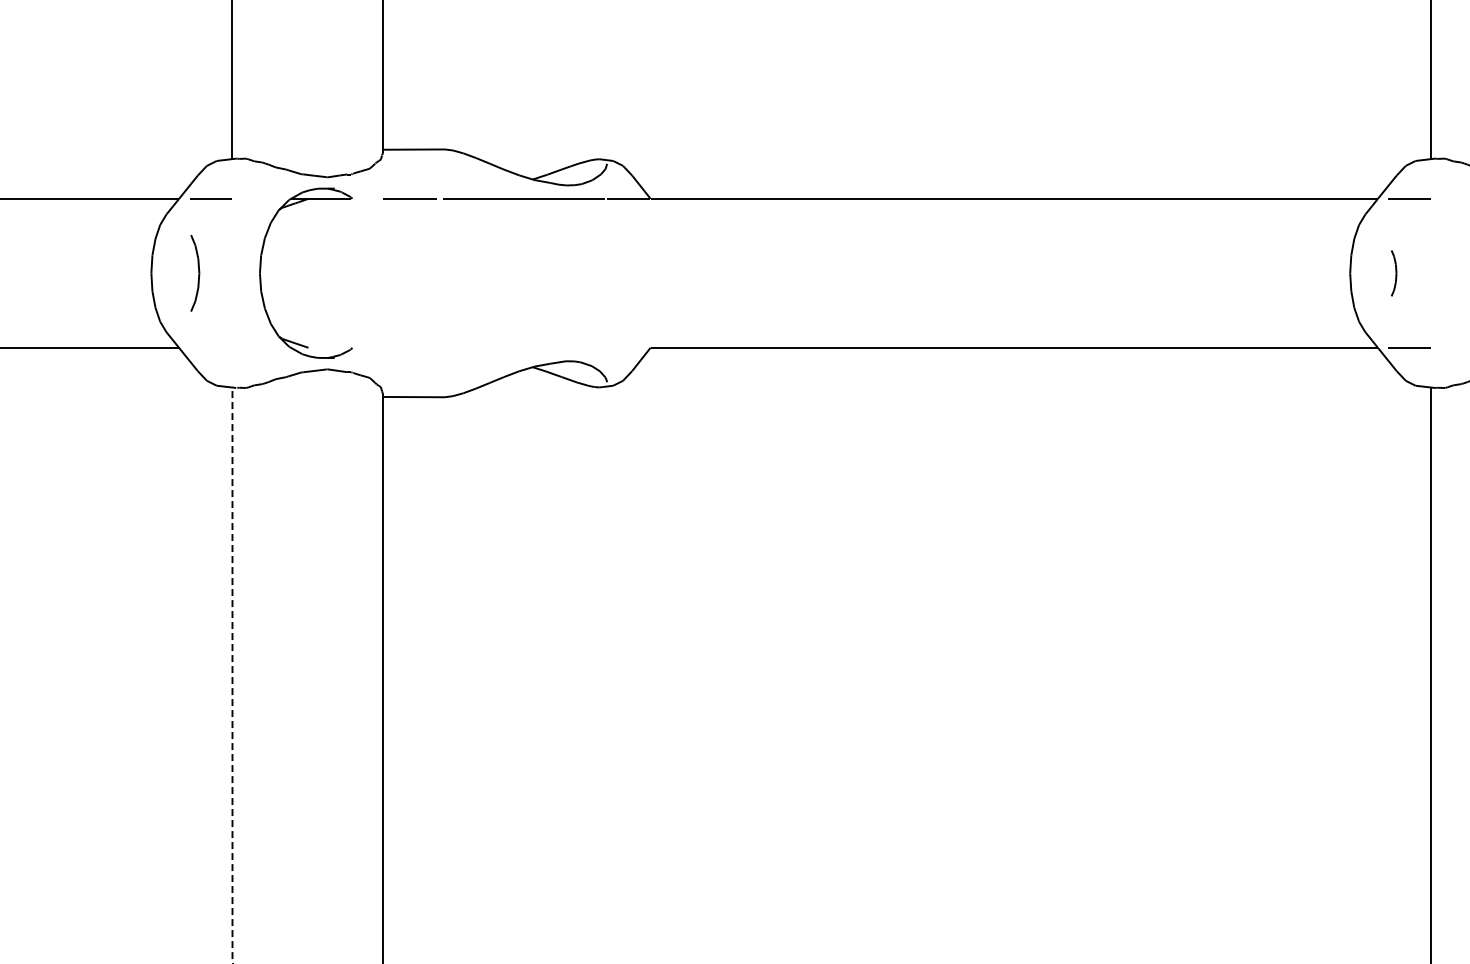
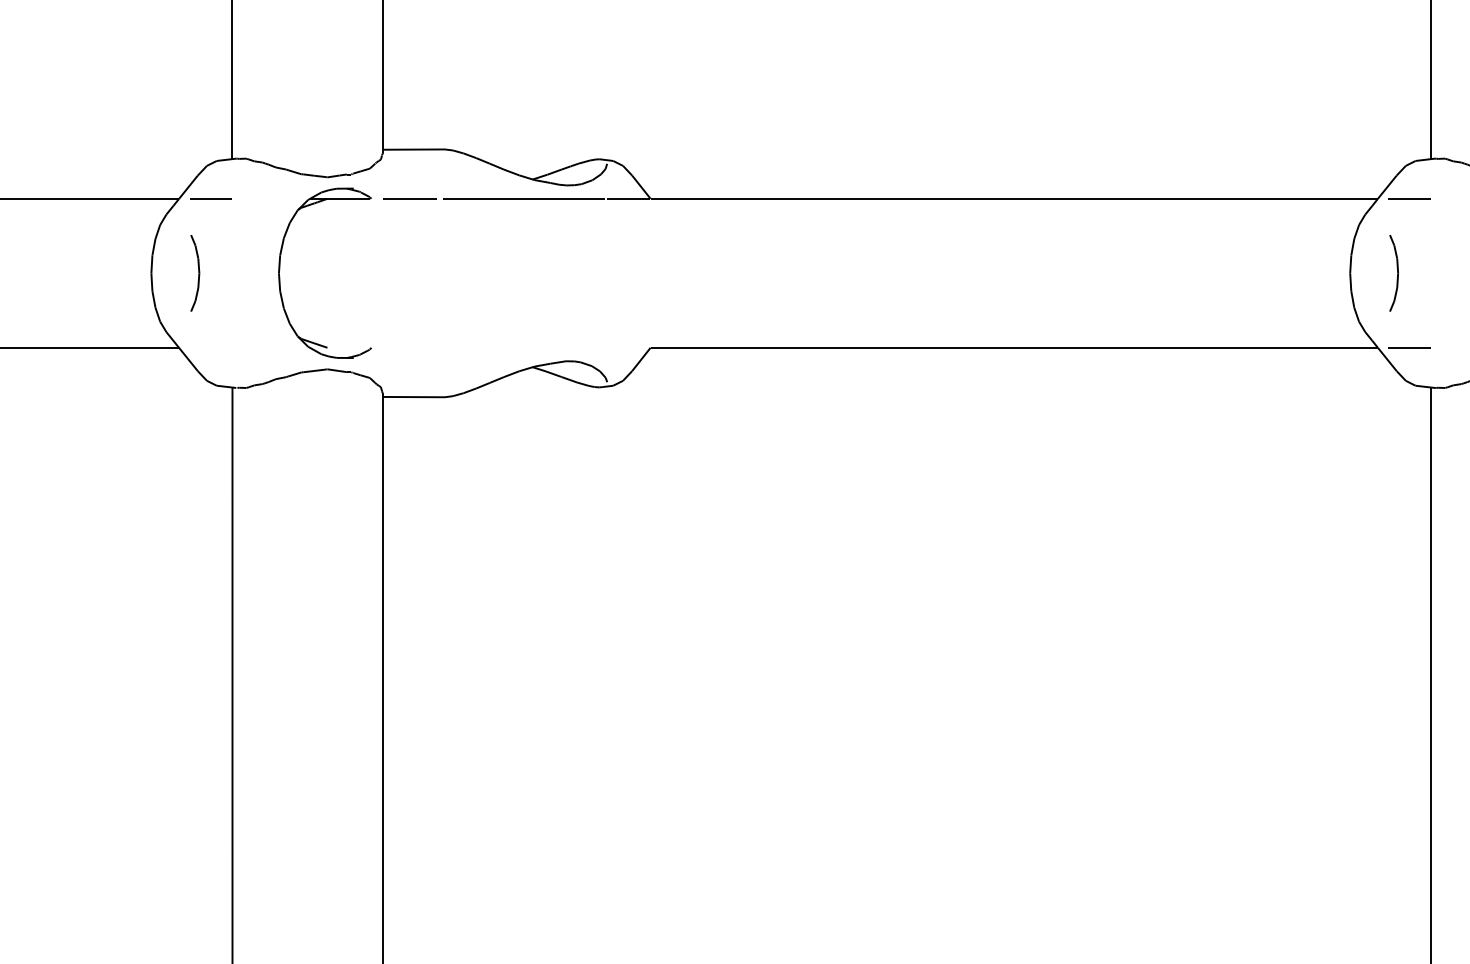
part position: (261, 269) -> (280, 269) (280, 269)
part size: 7x47 px -> 10x77 px (1393, 273)
line: dashed -> solid (232, 675)
